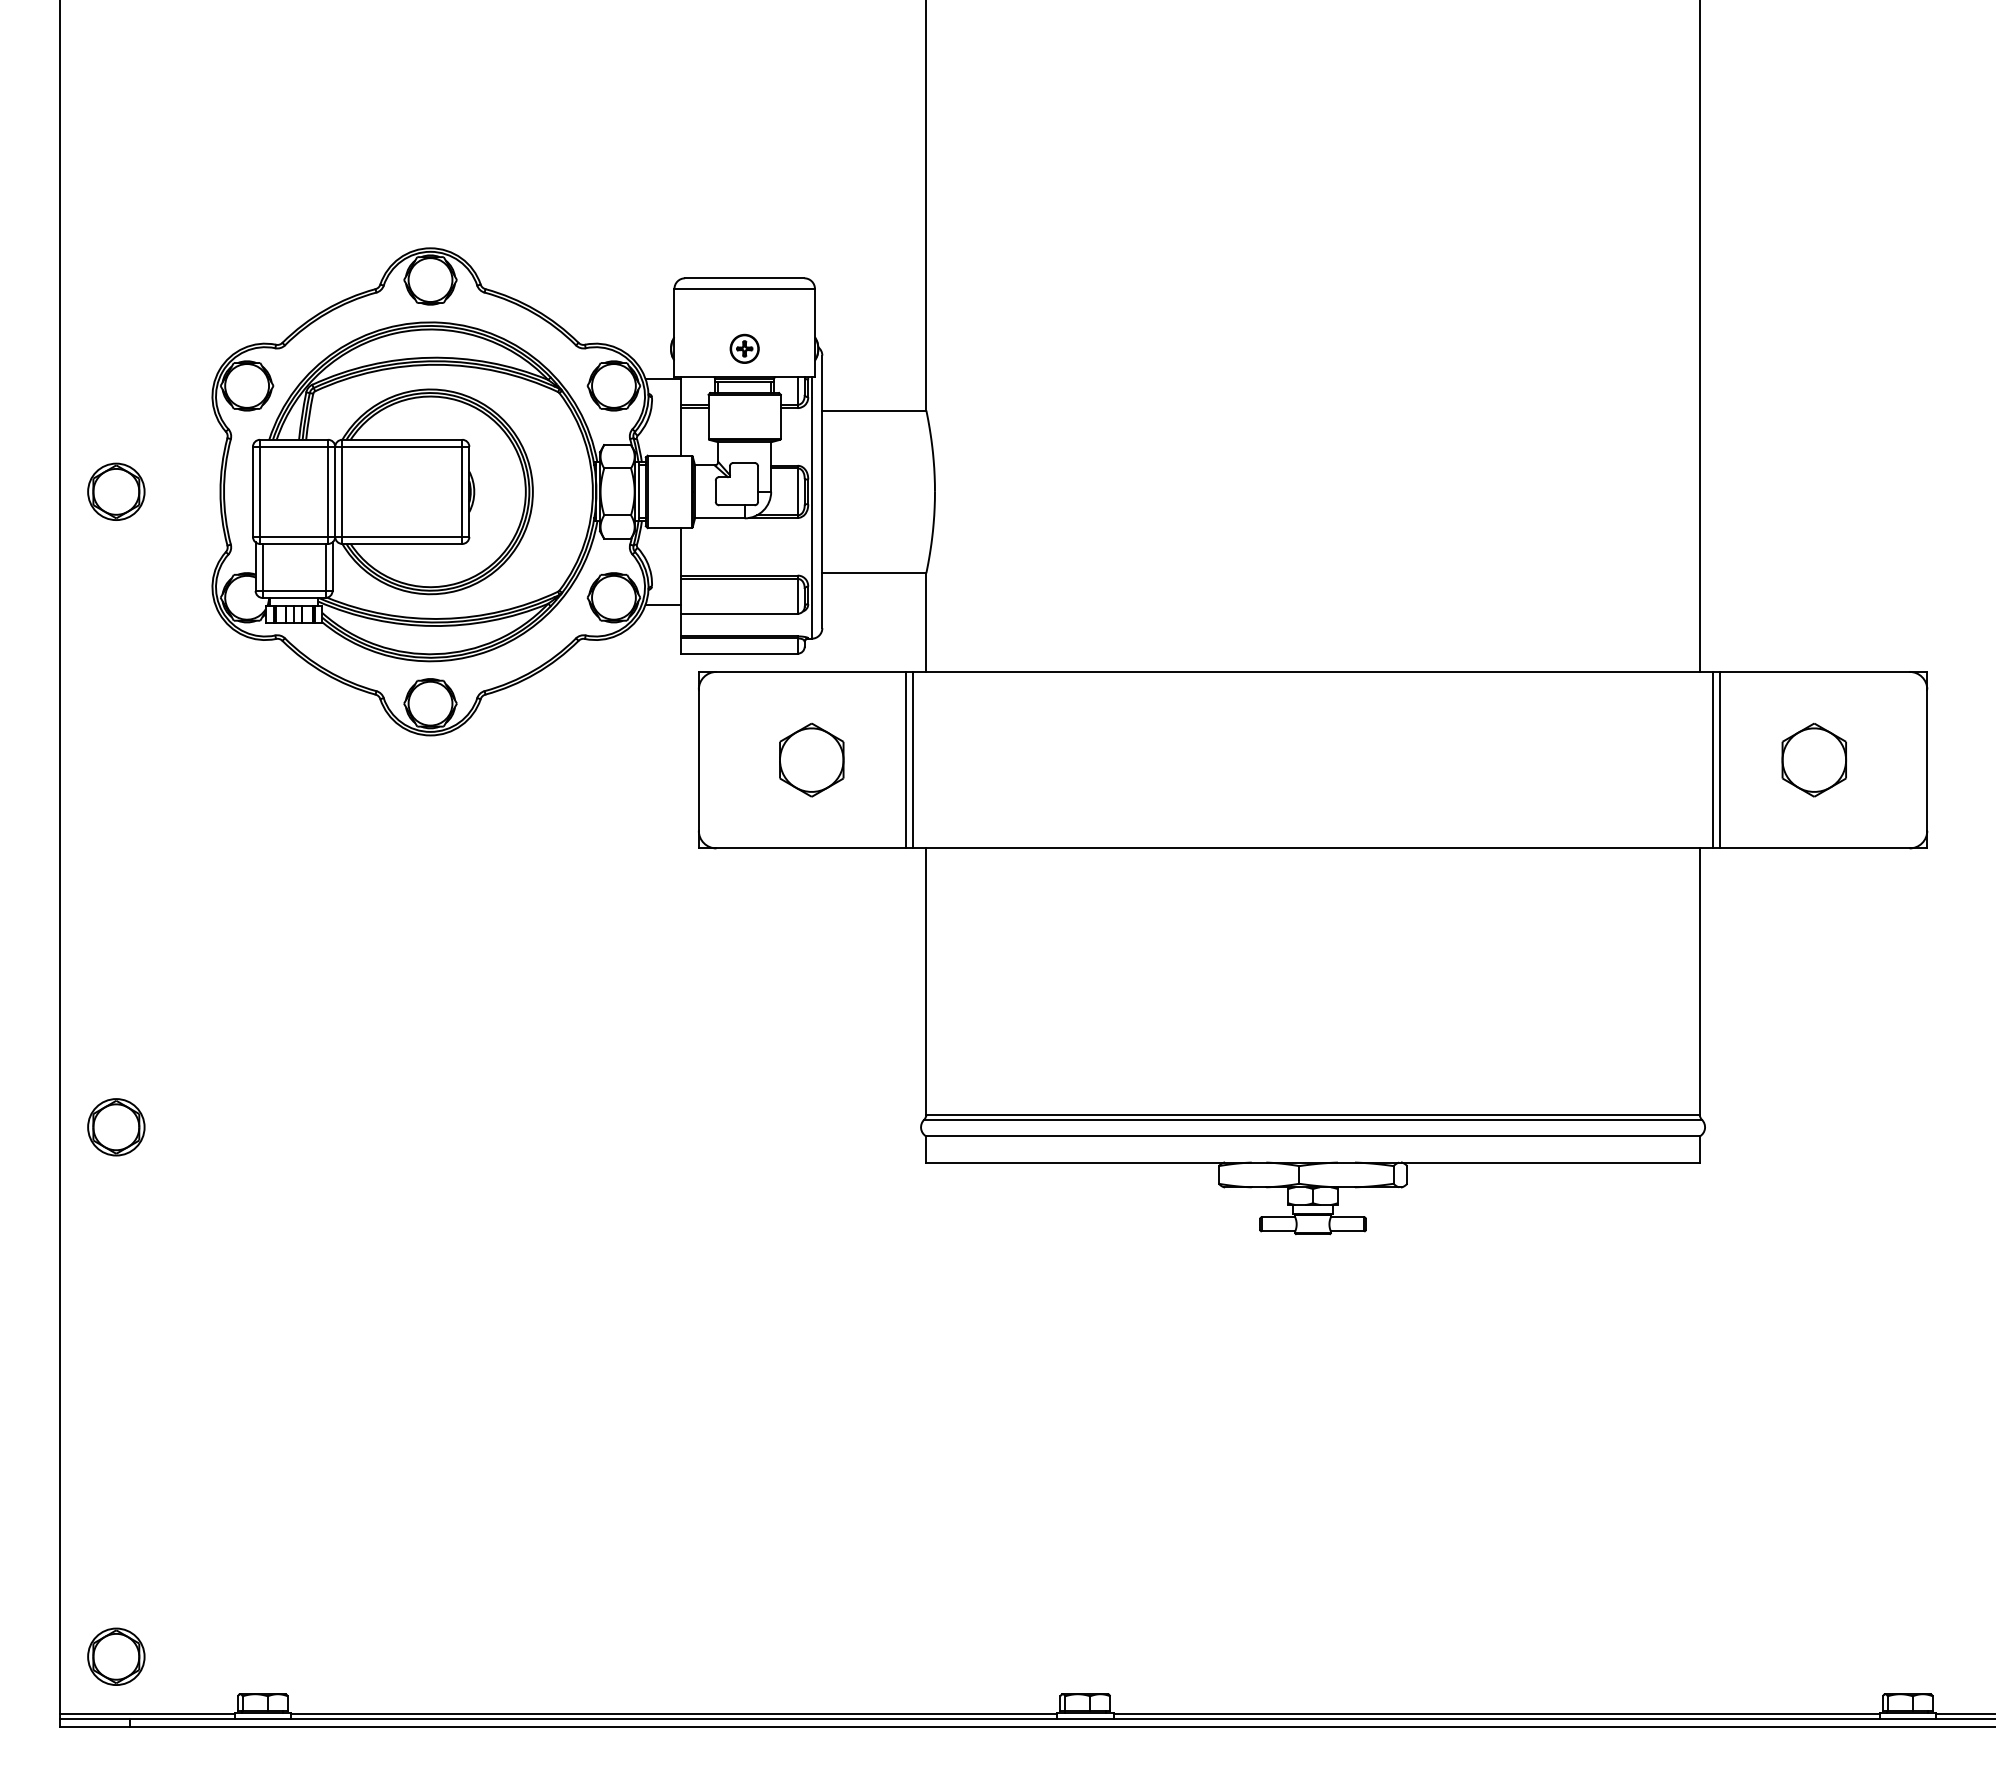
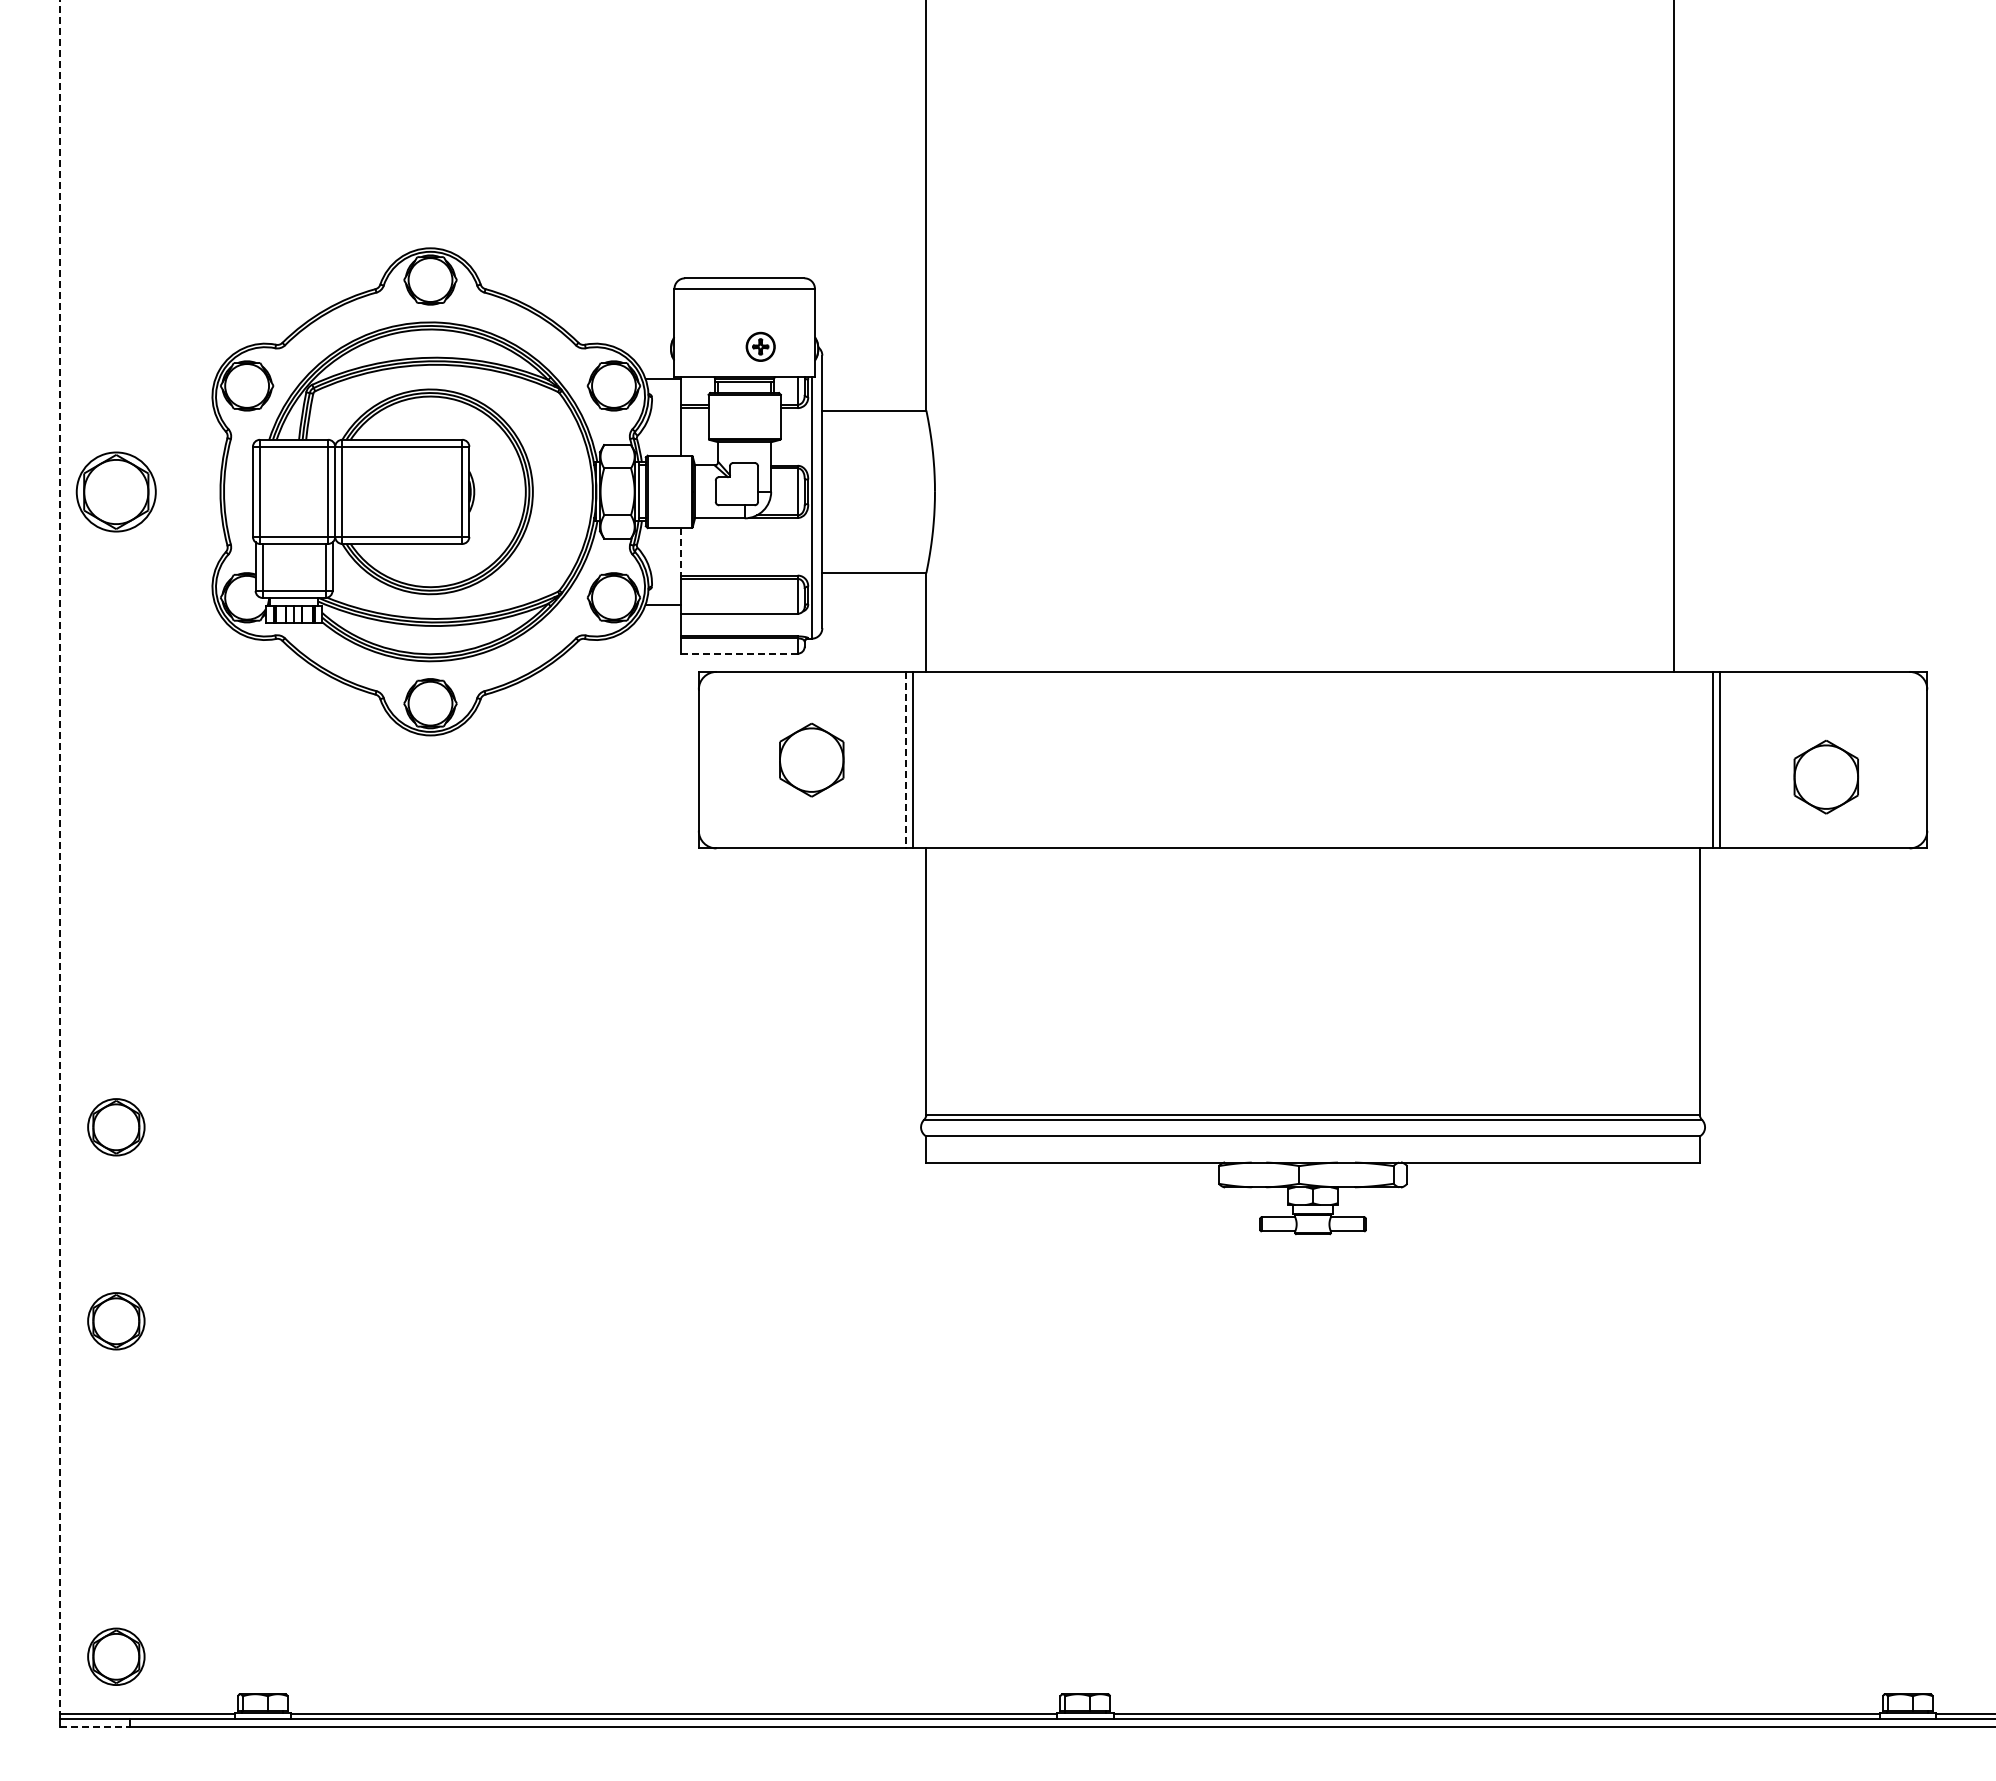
line position: (1699, 336) -> (1673, 336) (1673, 336)
part position: (744, 348) -> (760, 346) (760, 346)
part size: 59x59 px -> 82x82 px (115, 491)
line: solid -> dashed (681, 551)
line: solid -> dashed (739, 653)
part position: (1814, 759) -> (1826, 776) (1826, 776)
line: solid -> dashed (905, 760)
line: solid -> dashed (59, 857)
part: none -> present (116, 1321)
line: solid -> dashed (95, 1727)
